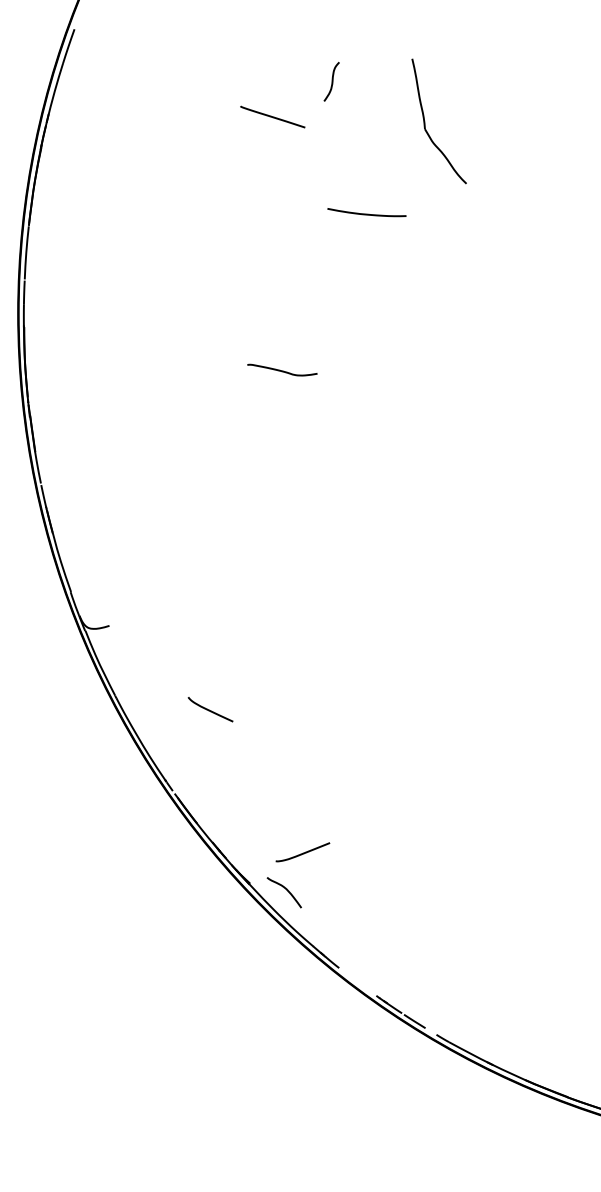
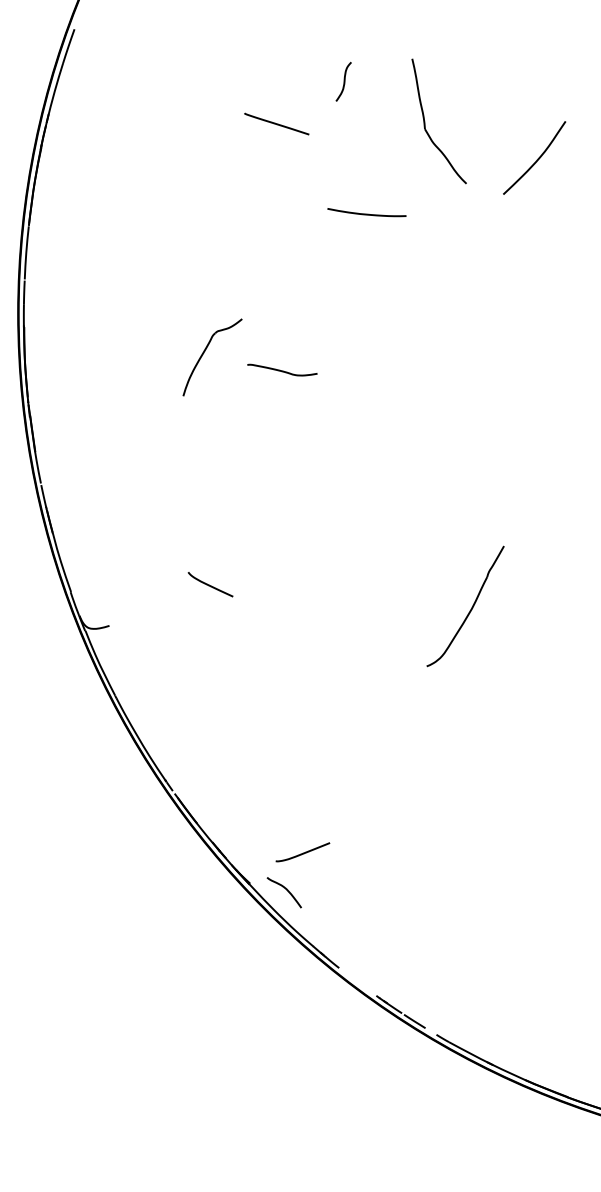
curve position: (331, 81) -> (343, 81) (343, 81)
line position: (272, 116) -> (276, 123) (276, 123)
curve: none -> present (536, 159)
part: none -> present (204, 353)
part: none -> present (465, 606)
curve position: (209, 709) -> (209, 584) (209, 584)
